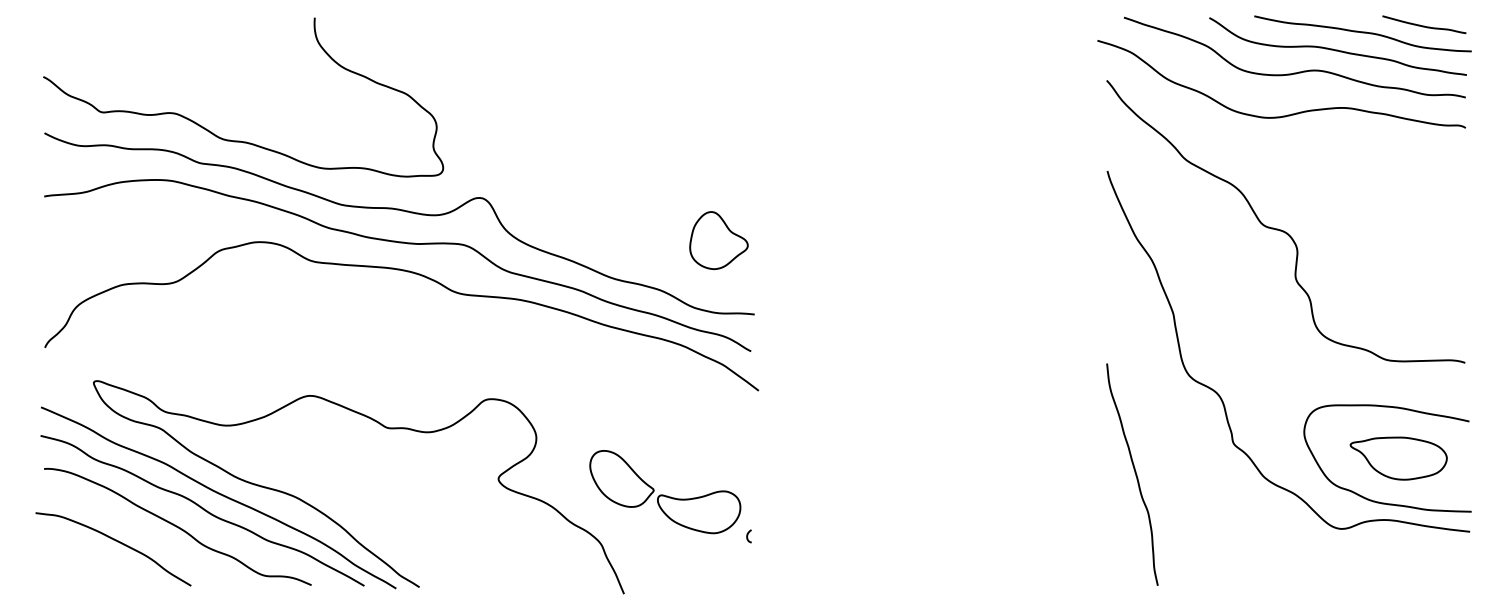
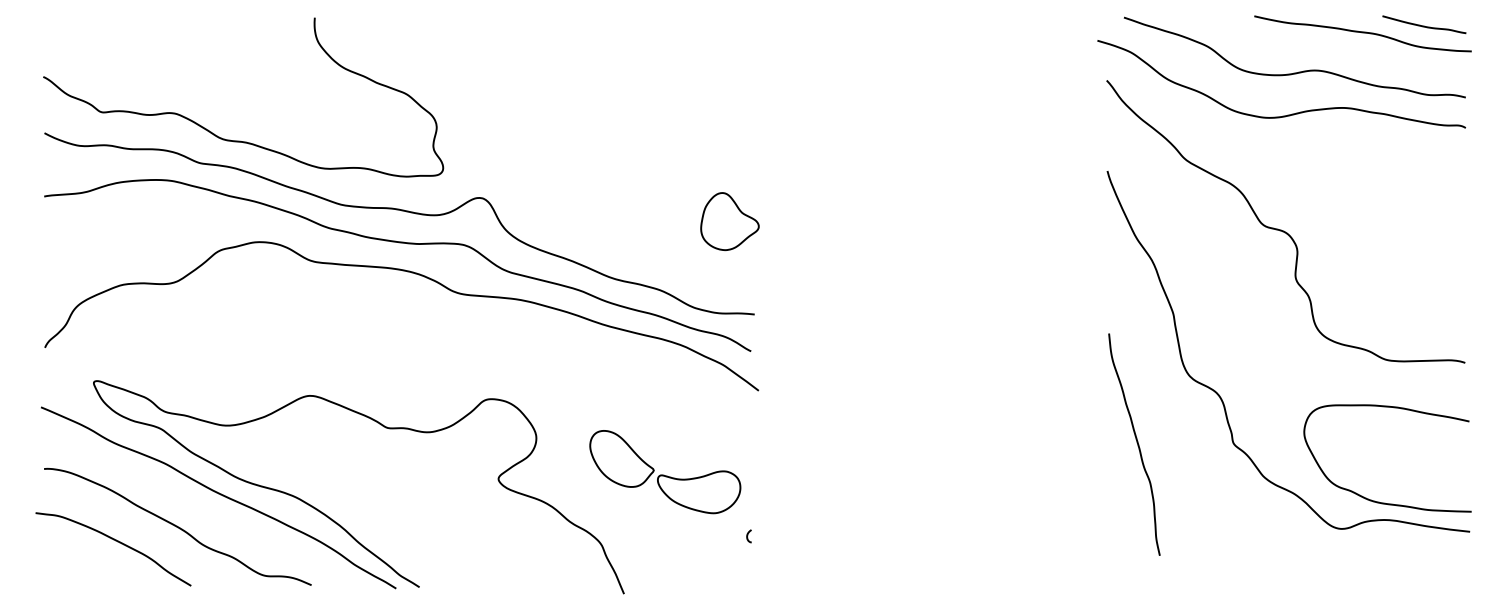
curve: present -> none (1337, 49)
part position: (718, 240) -> (729, 221) (729, 221)
part: present -> none (1398, 458)
curve position: (1134, 472) -> (1136, 442) (1136, 442)
part position: (665, 492) -> (665, 472) (665, 472)
curve: present -> none (202, 509)
